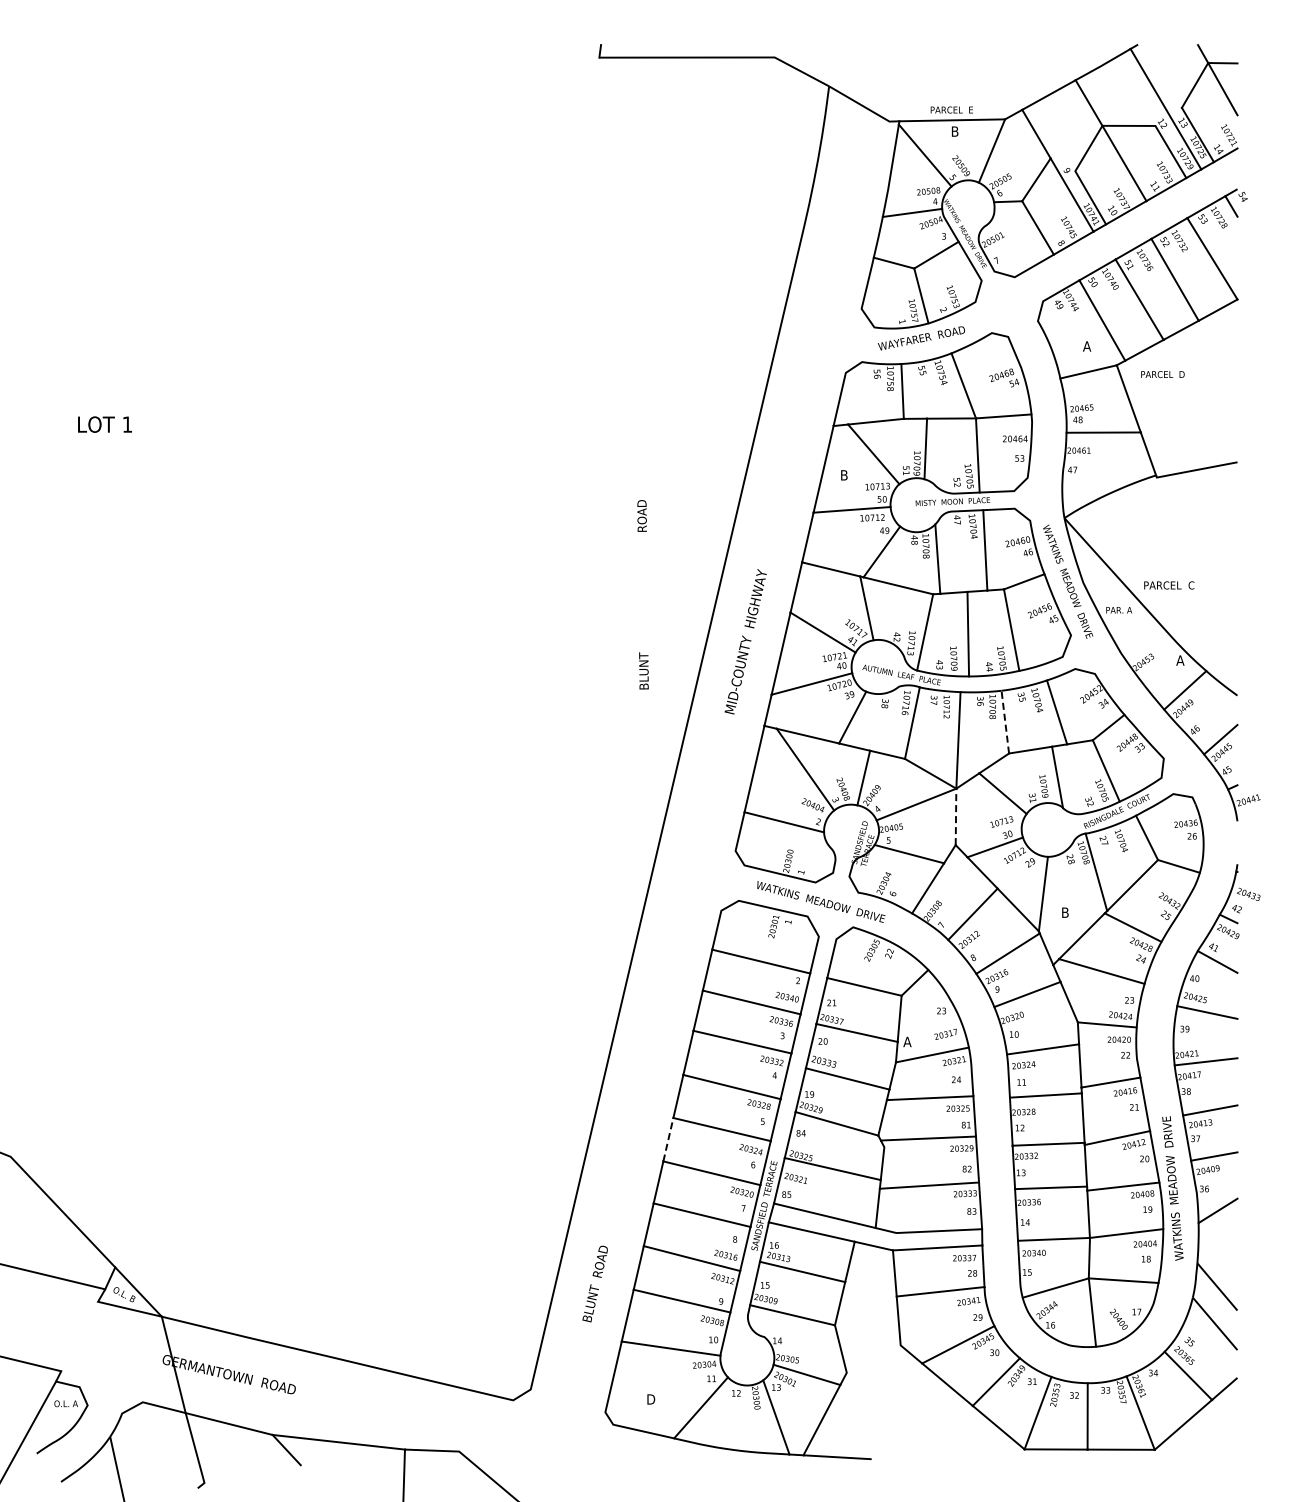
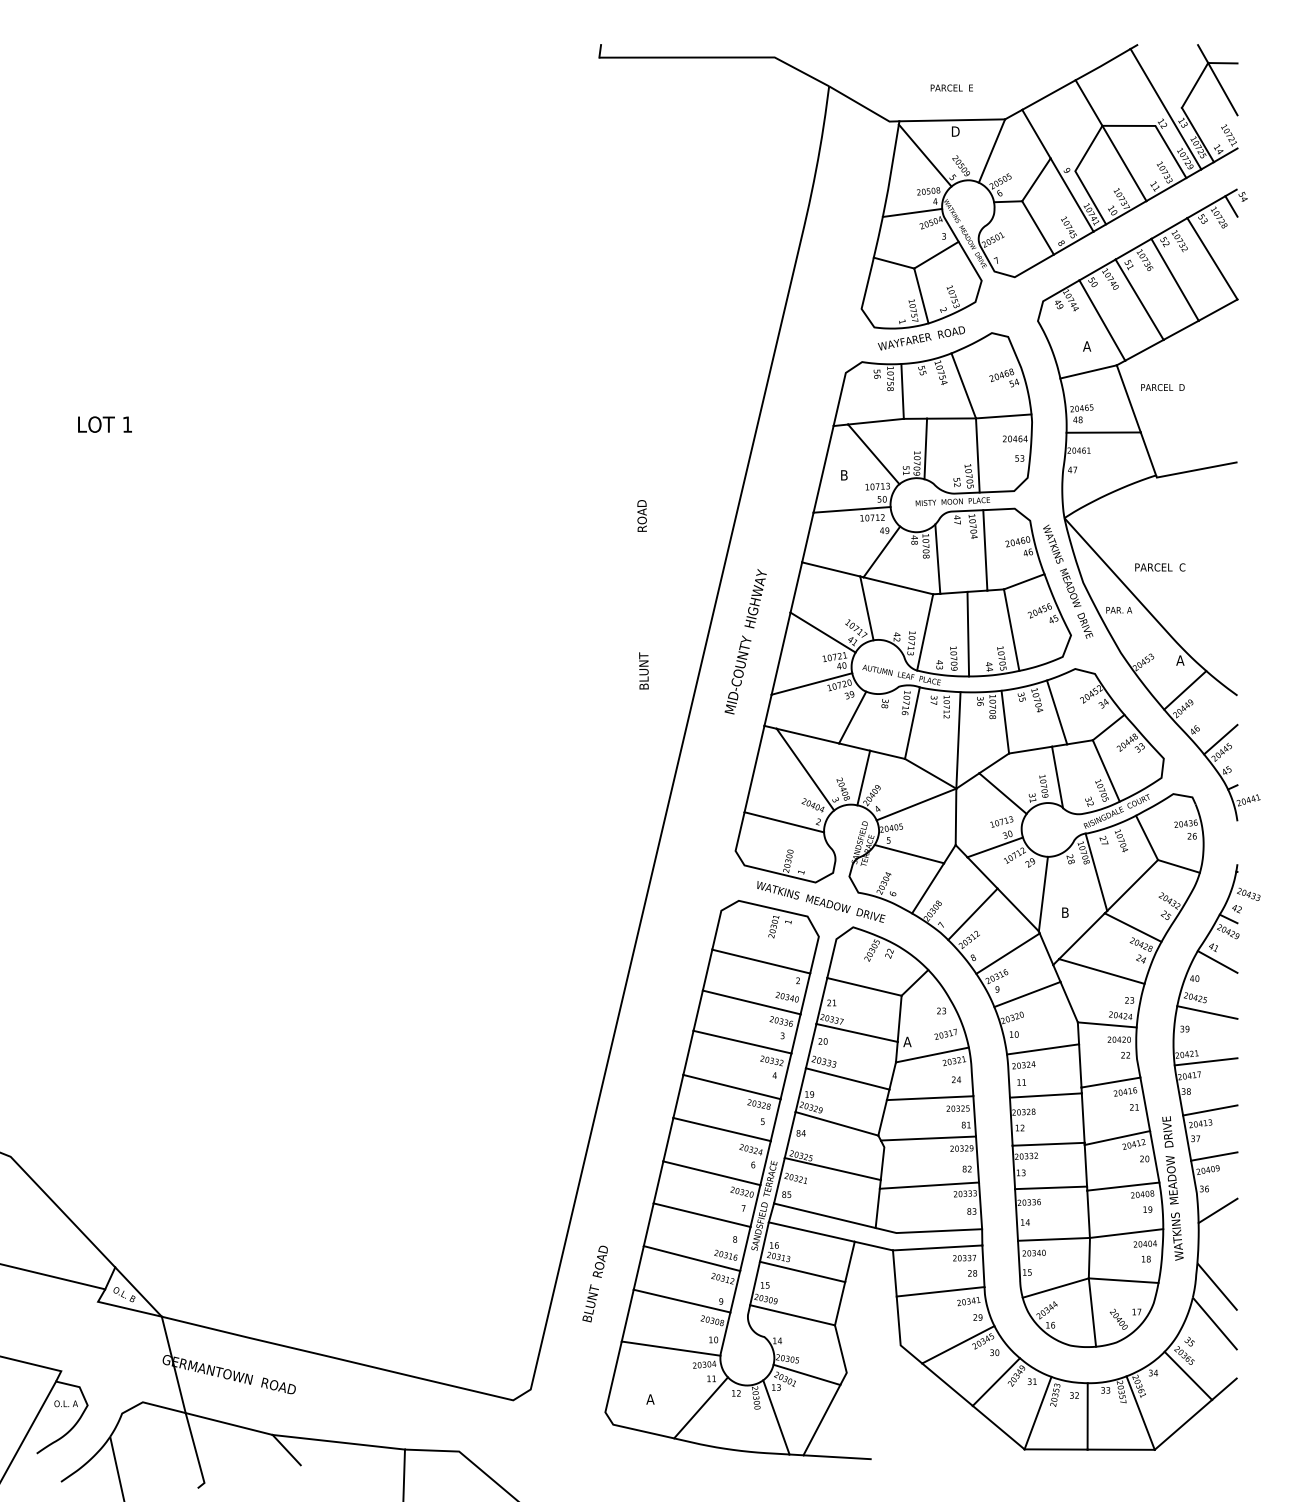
text position: (951, 109) -> (951, 87) (951, 87)
text: B -> D (956, 131)
text position: (1162, 374) -> (1162, 387) (1162, 387)
text position: (1169, 585) -> (1160, 567) (1160, 567)
line: dashed -> solid (1005, 722)
line: dashed -> solid (956, 816)
line: dashed -> solid (668, 1139)
text: D -> A (650, 1399)
